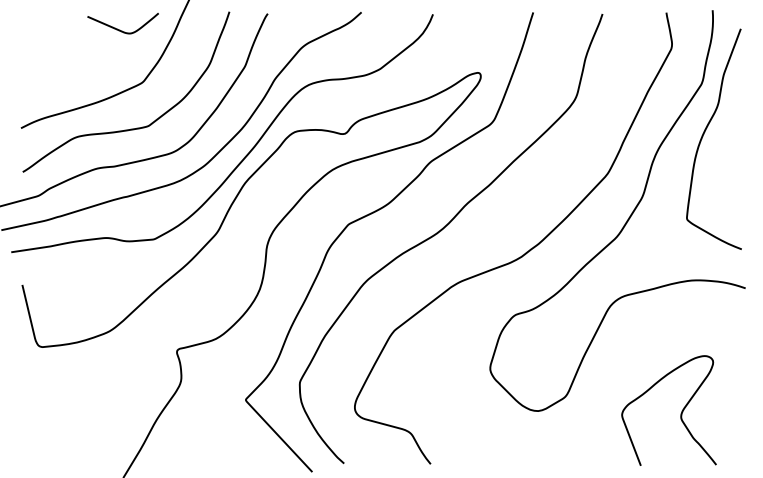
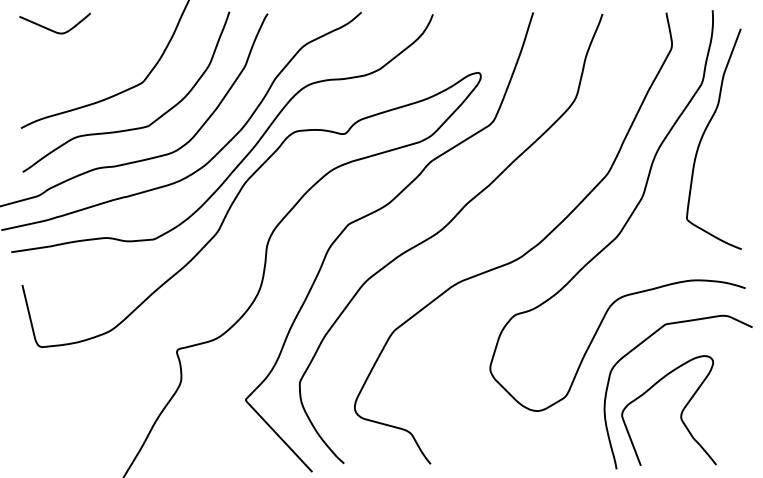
curve position: (120, 29) -> (52, 29) (52, 29)
curve: none -> present (641, 344)
